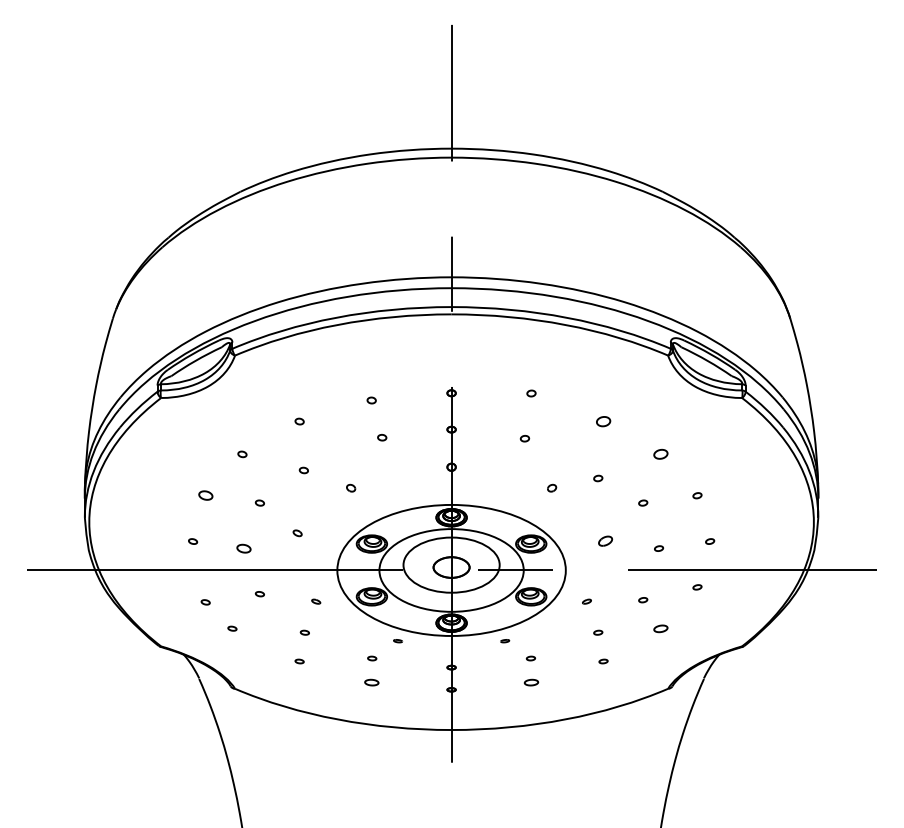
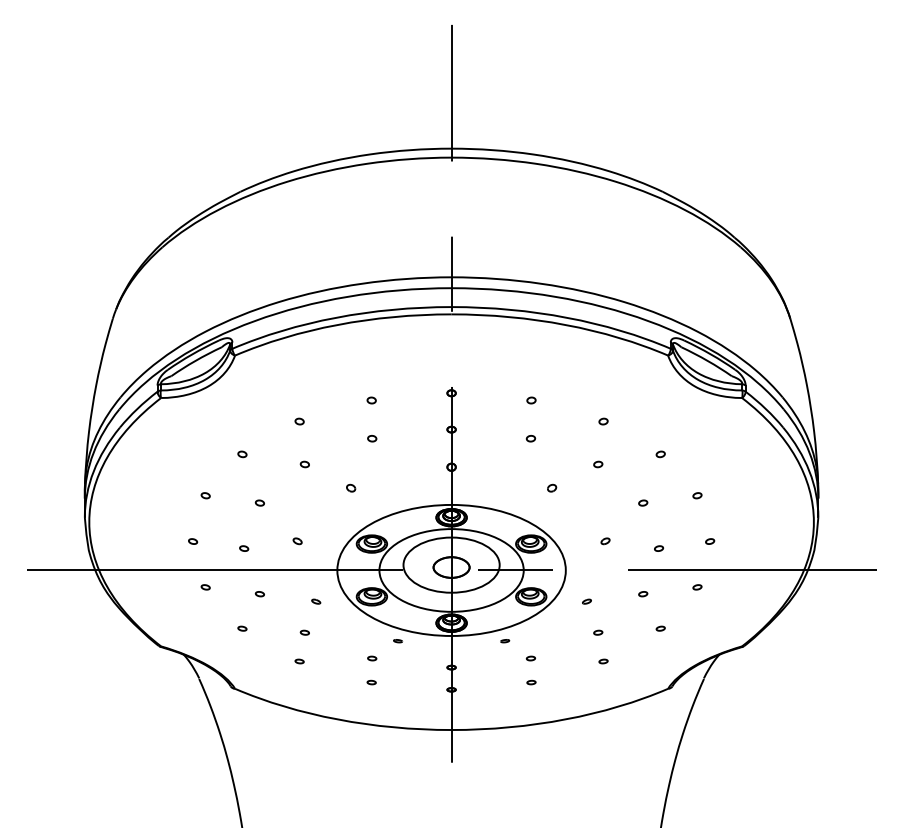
part position: (531, 393) -> (531, 400) (531, 400)
part size: 16x12 px -> 11x9 px (603, 421)
part position: (382, 437) -> (372, 438) (372, 438)
part position: (524, 438) -> (530, 438) (530, 438)
part size: 16x12 px -> 11x9 px (660, 454)
part position: (303, 470) -> (304, 464) (304, 464)
part position: (598, 478) -> (598, 464) (598, 464)
part size: 16x11 px -> 11x8 px (205, 495)
part position: (297, 533) -> (297, 541) (297, 541)
part size: 16x12 px -> 11x9 px (605, 541)
part size: 16x11 px -> 11x7 px (244, 548)
part position: (643, 600) -> (643, 594) (643, 594)
part position: (205, 602) -> (205, 587) (205, 587)
part position: (232, 628) -> (242, 628) (242, 628)
part size: 16x10 px -> 11x7 px (660, 628)
part size: 16x9 px -> 11x7 px (371, 682)
part size: 17x9 px -> 11x7 px (531, 682)
